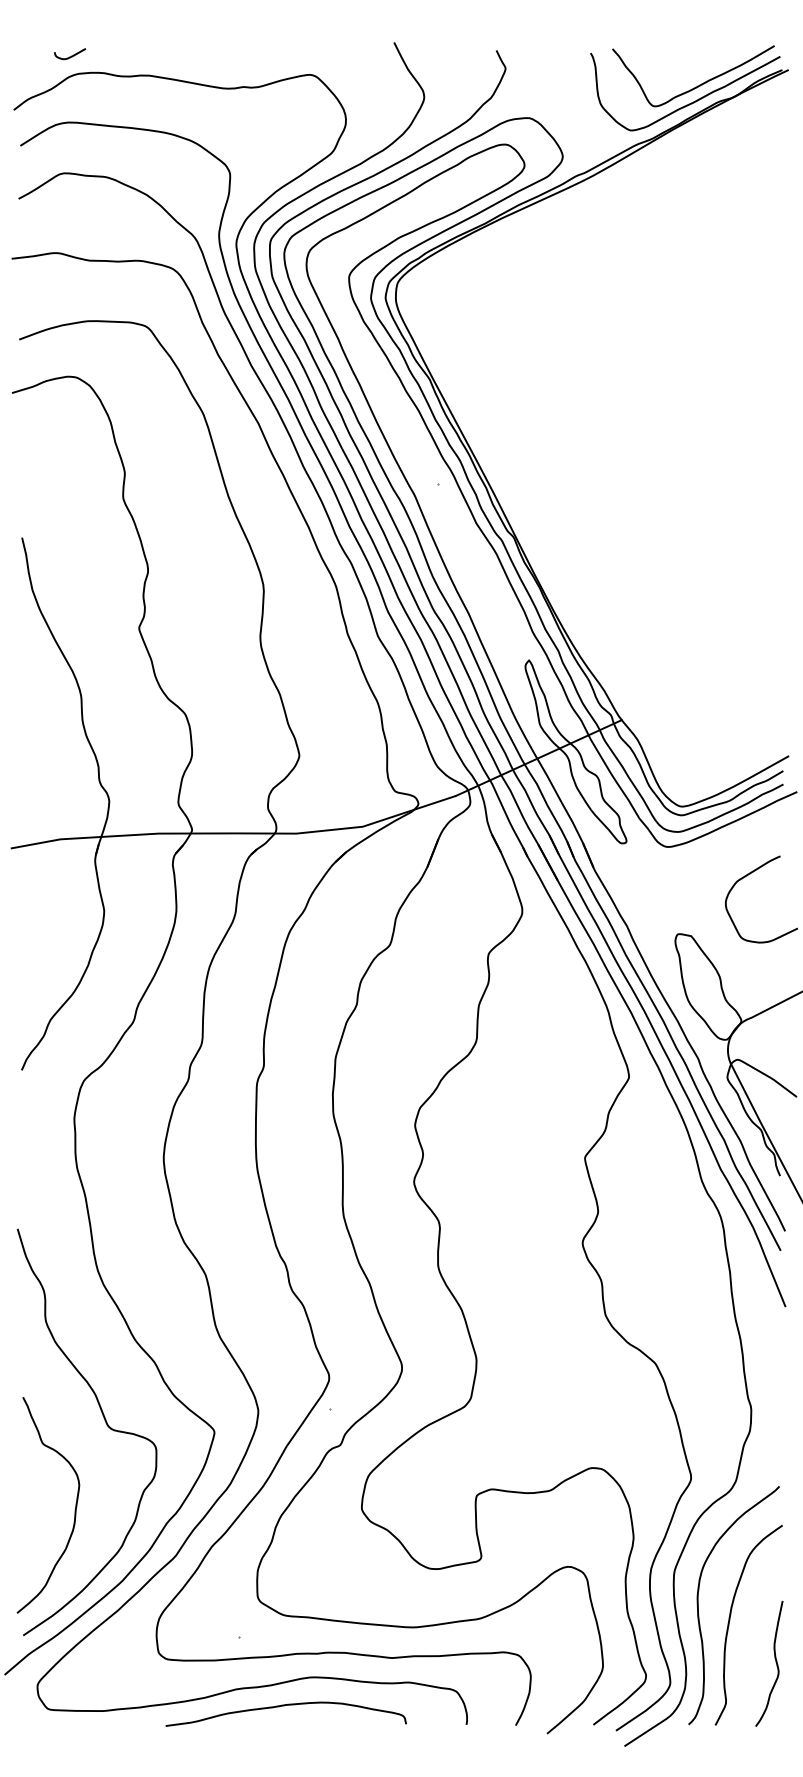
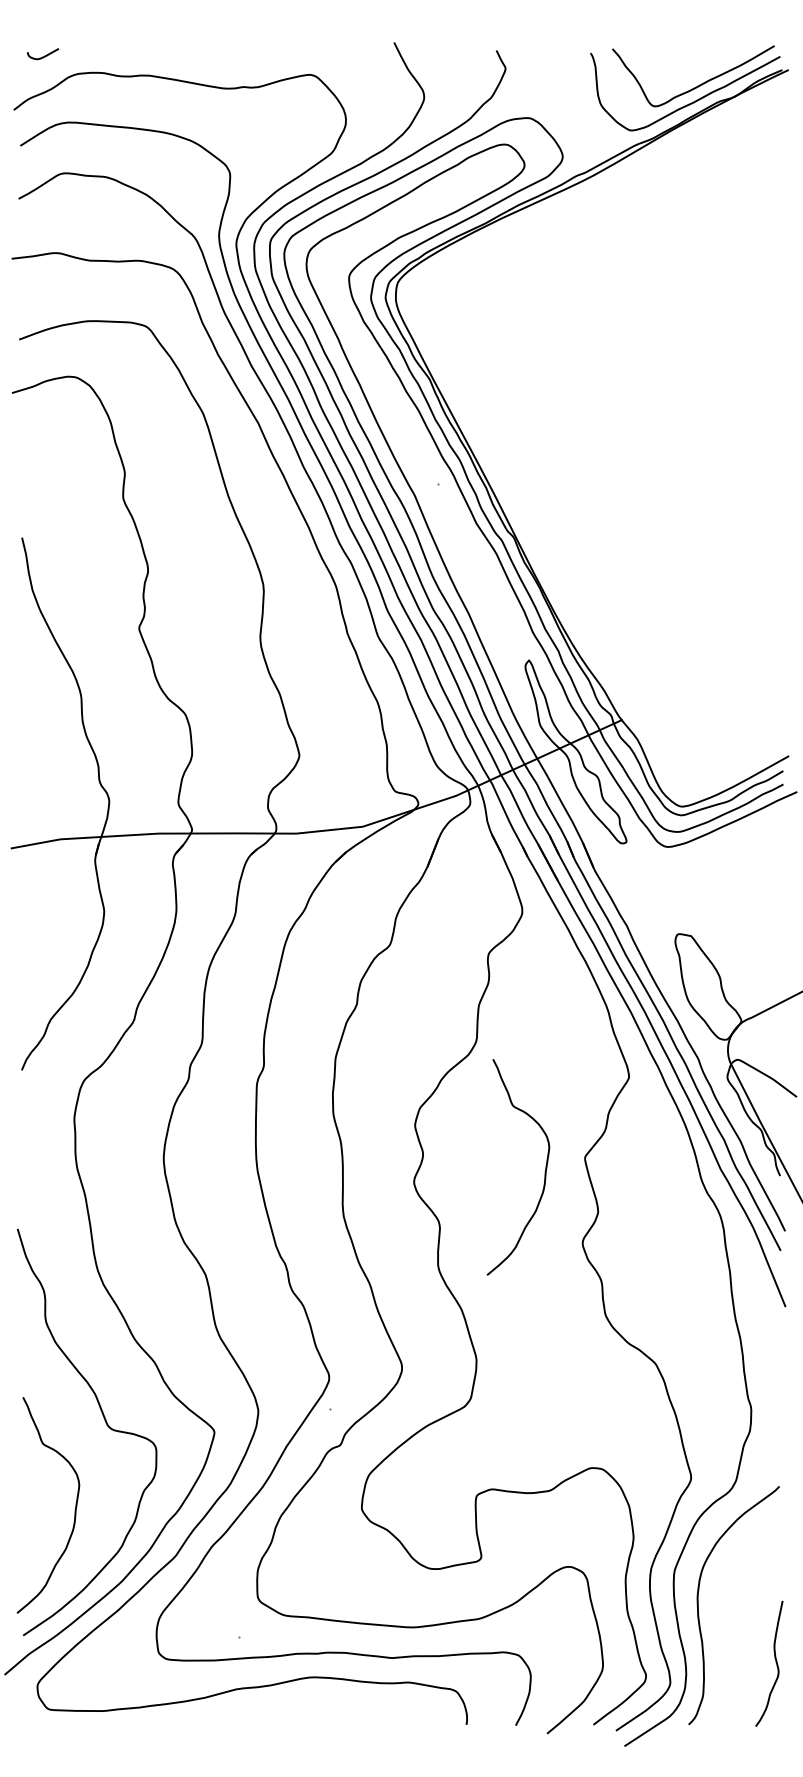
curve position: (71, 55) -> (44, 55) (44, 55)
curve: present -> none (747, 876)
curve: none -> present (544, 1171)
curve: present -> none (730, 1620)
curve: present -> none (284, 1706)
